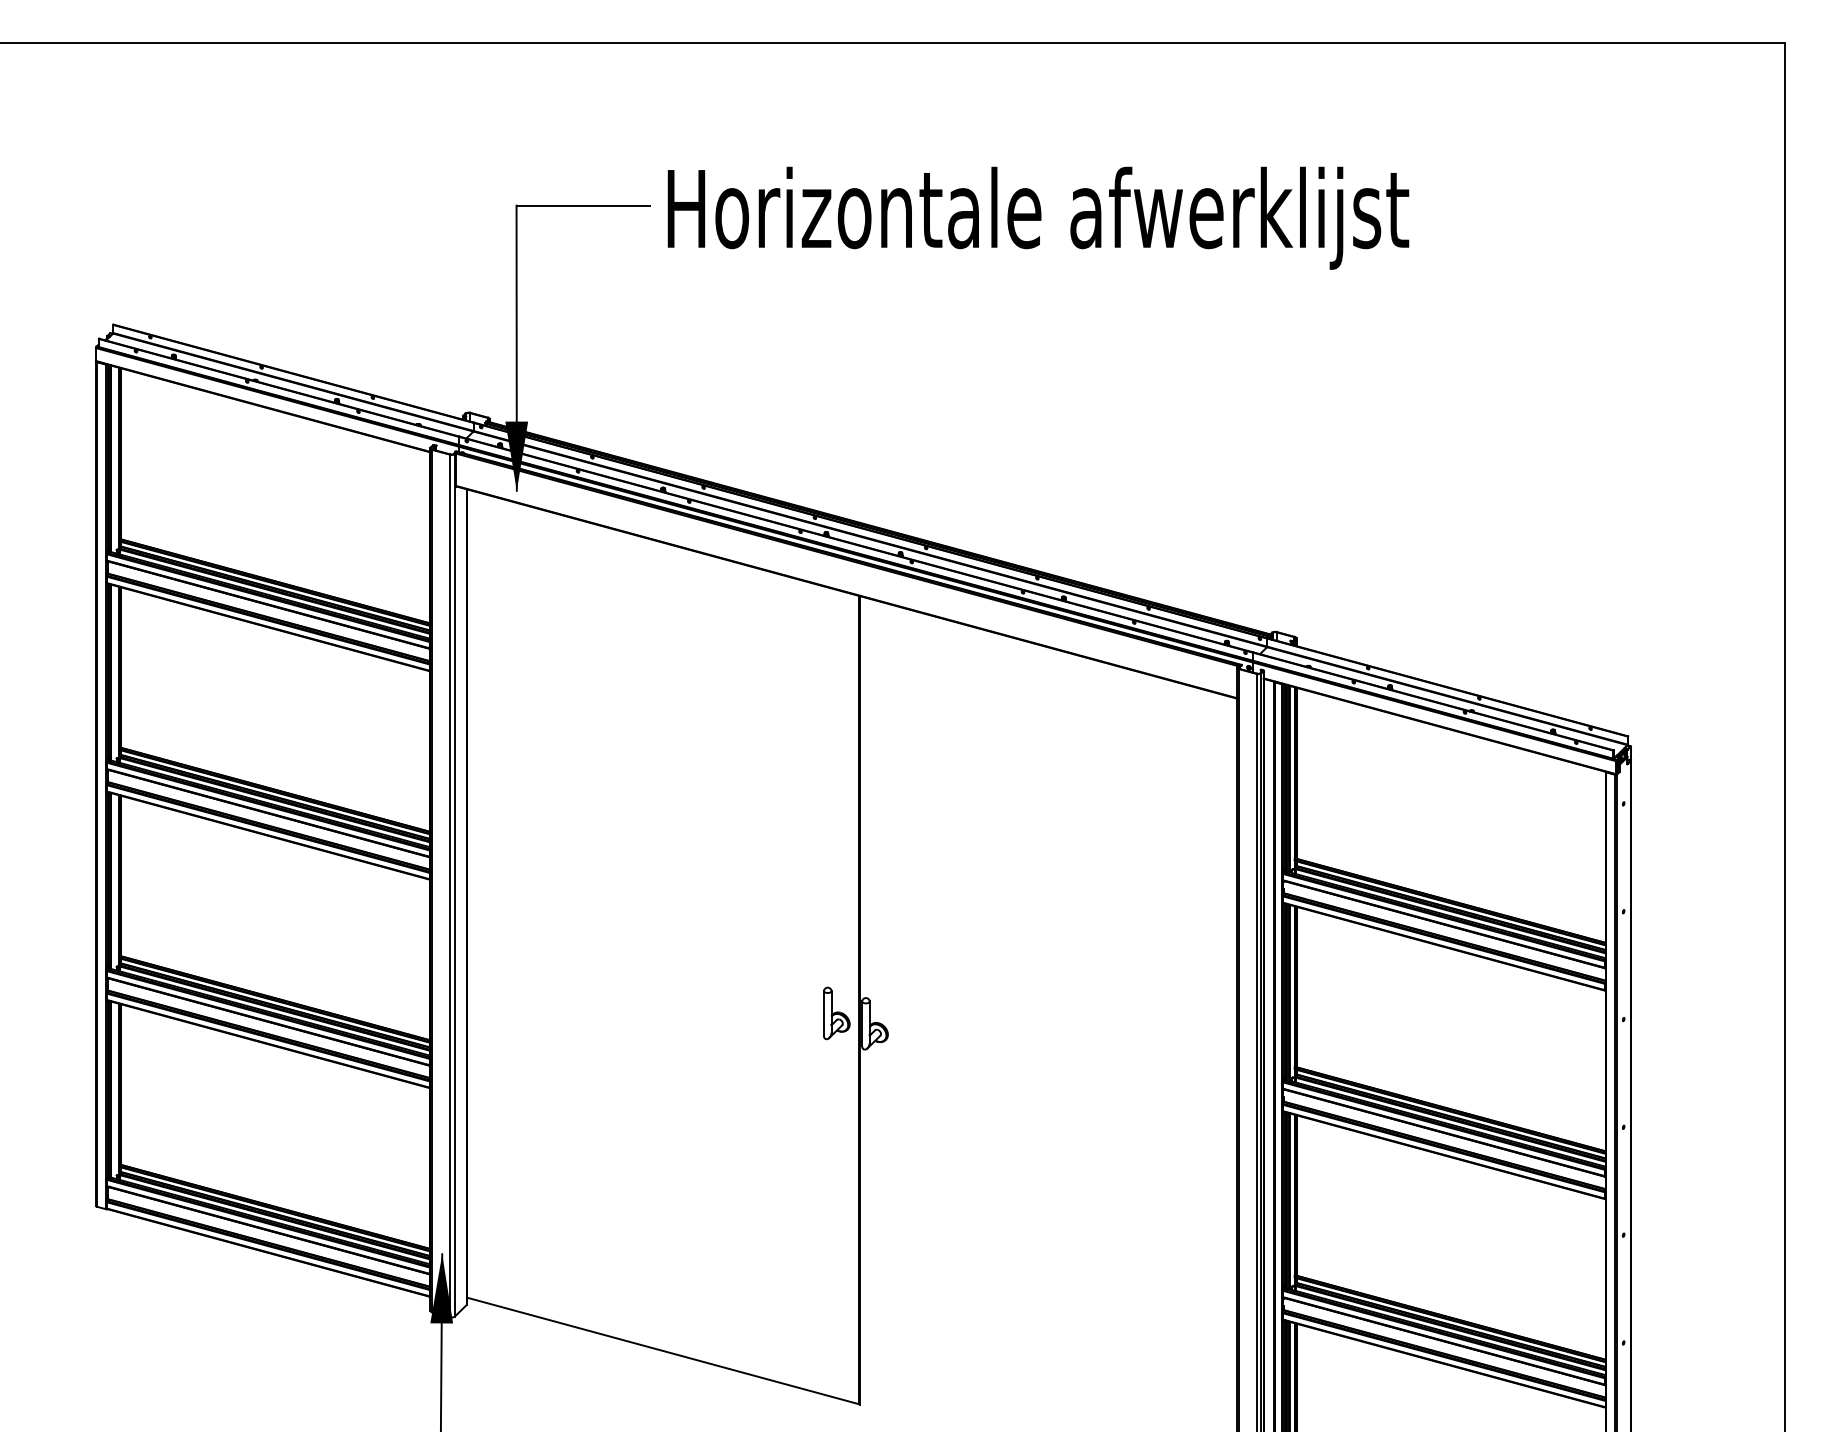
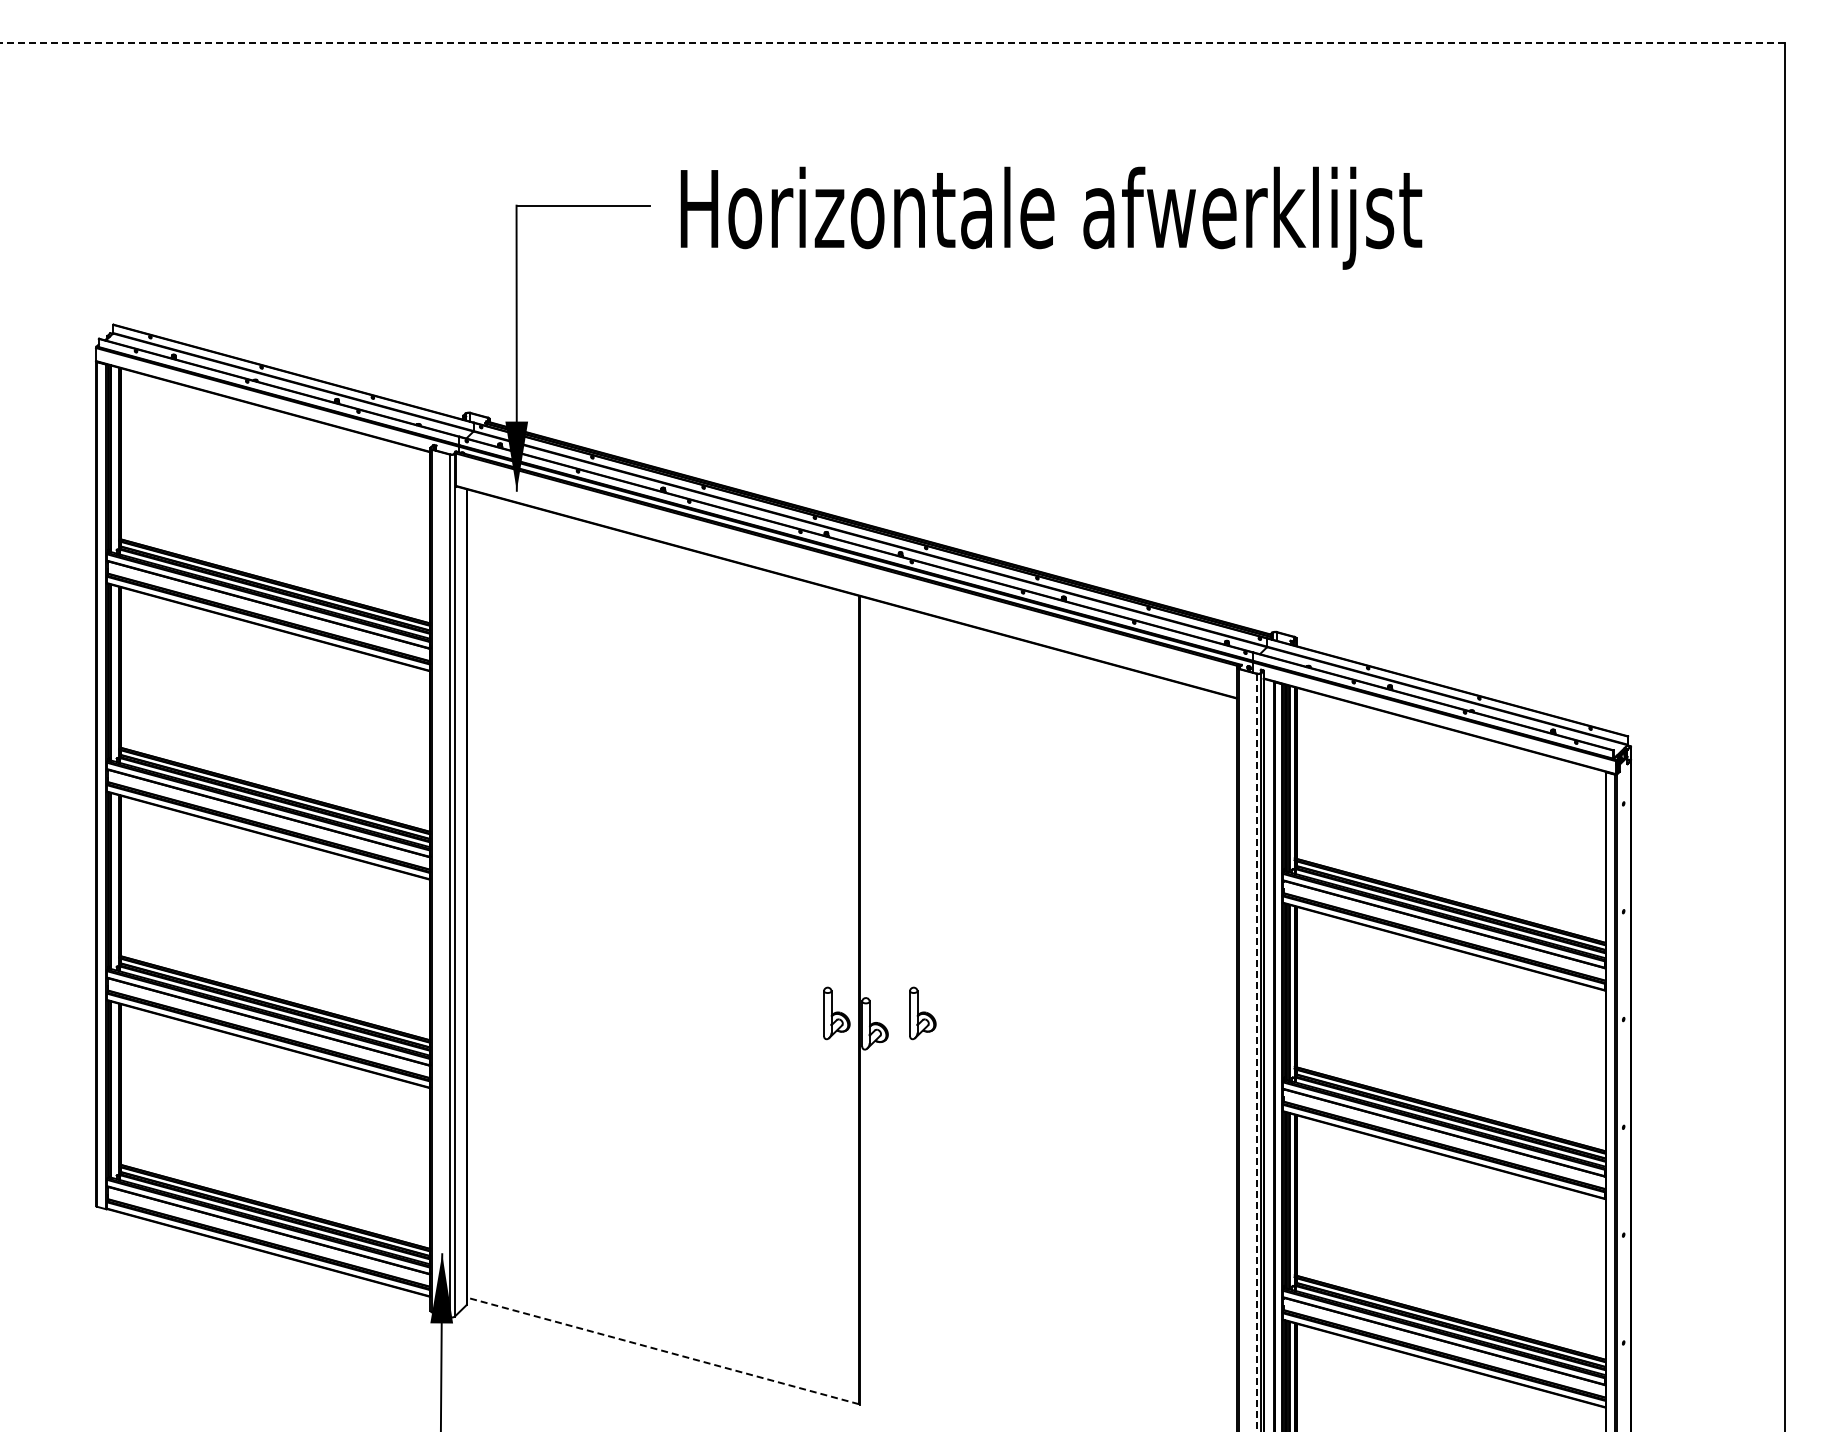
line: solid -> dashed (892, 42)
text position: (1038, 217) -> (1051, 217) (1051, 217)
part: none -> present (922, 1013)
line: solid -> dashed (1256, 1052)
line: solid -> dashed (662, 1350)
